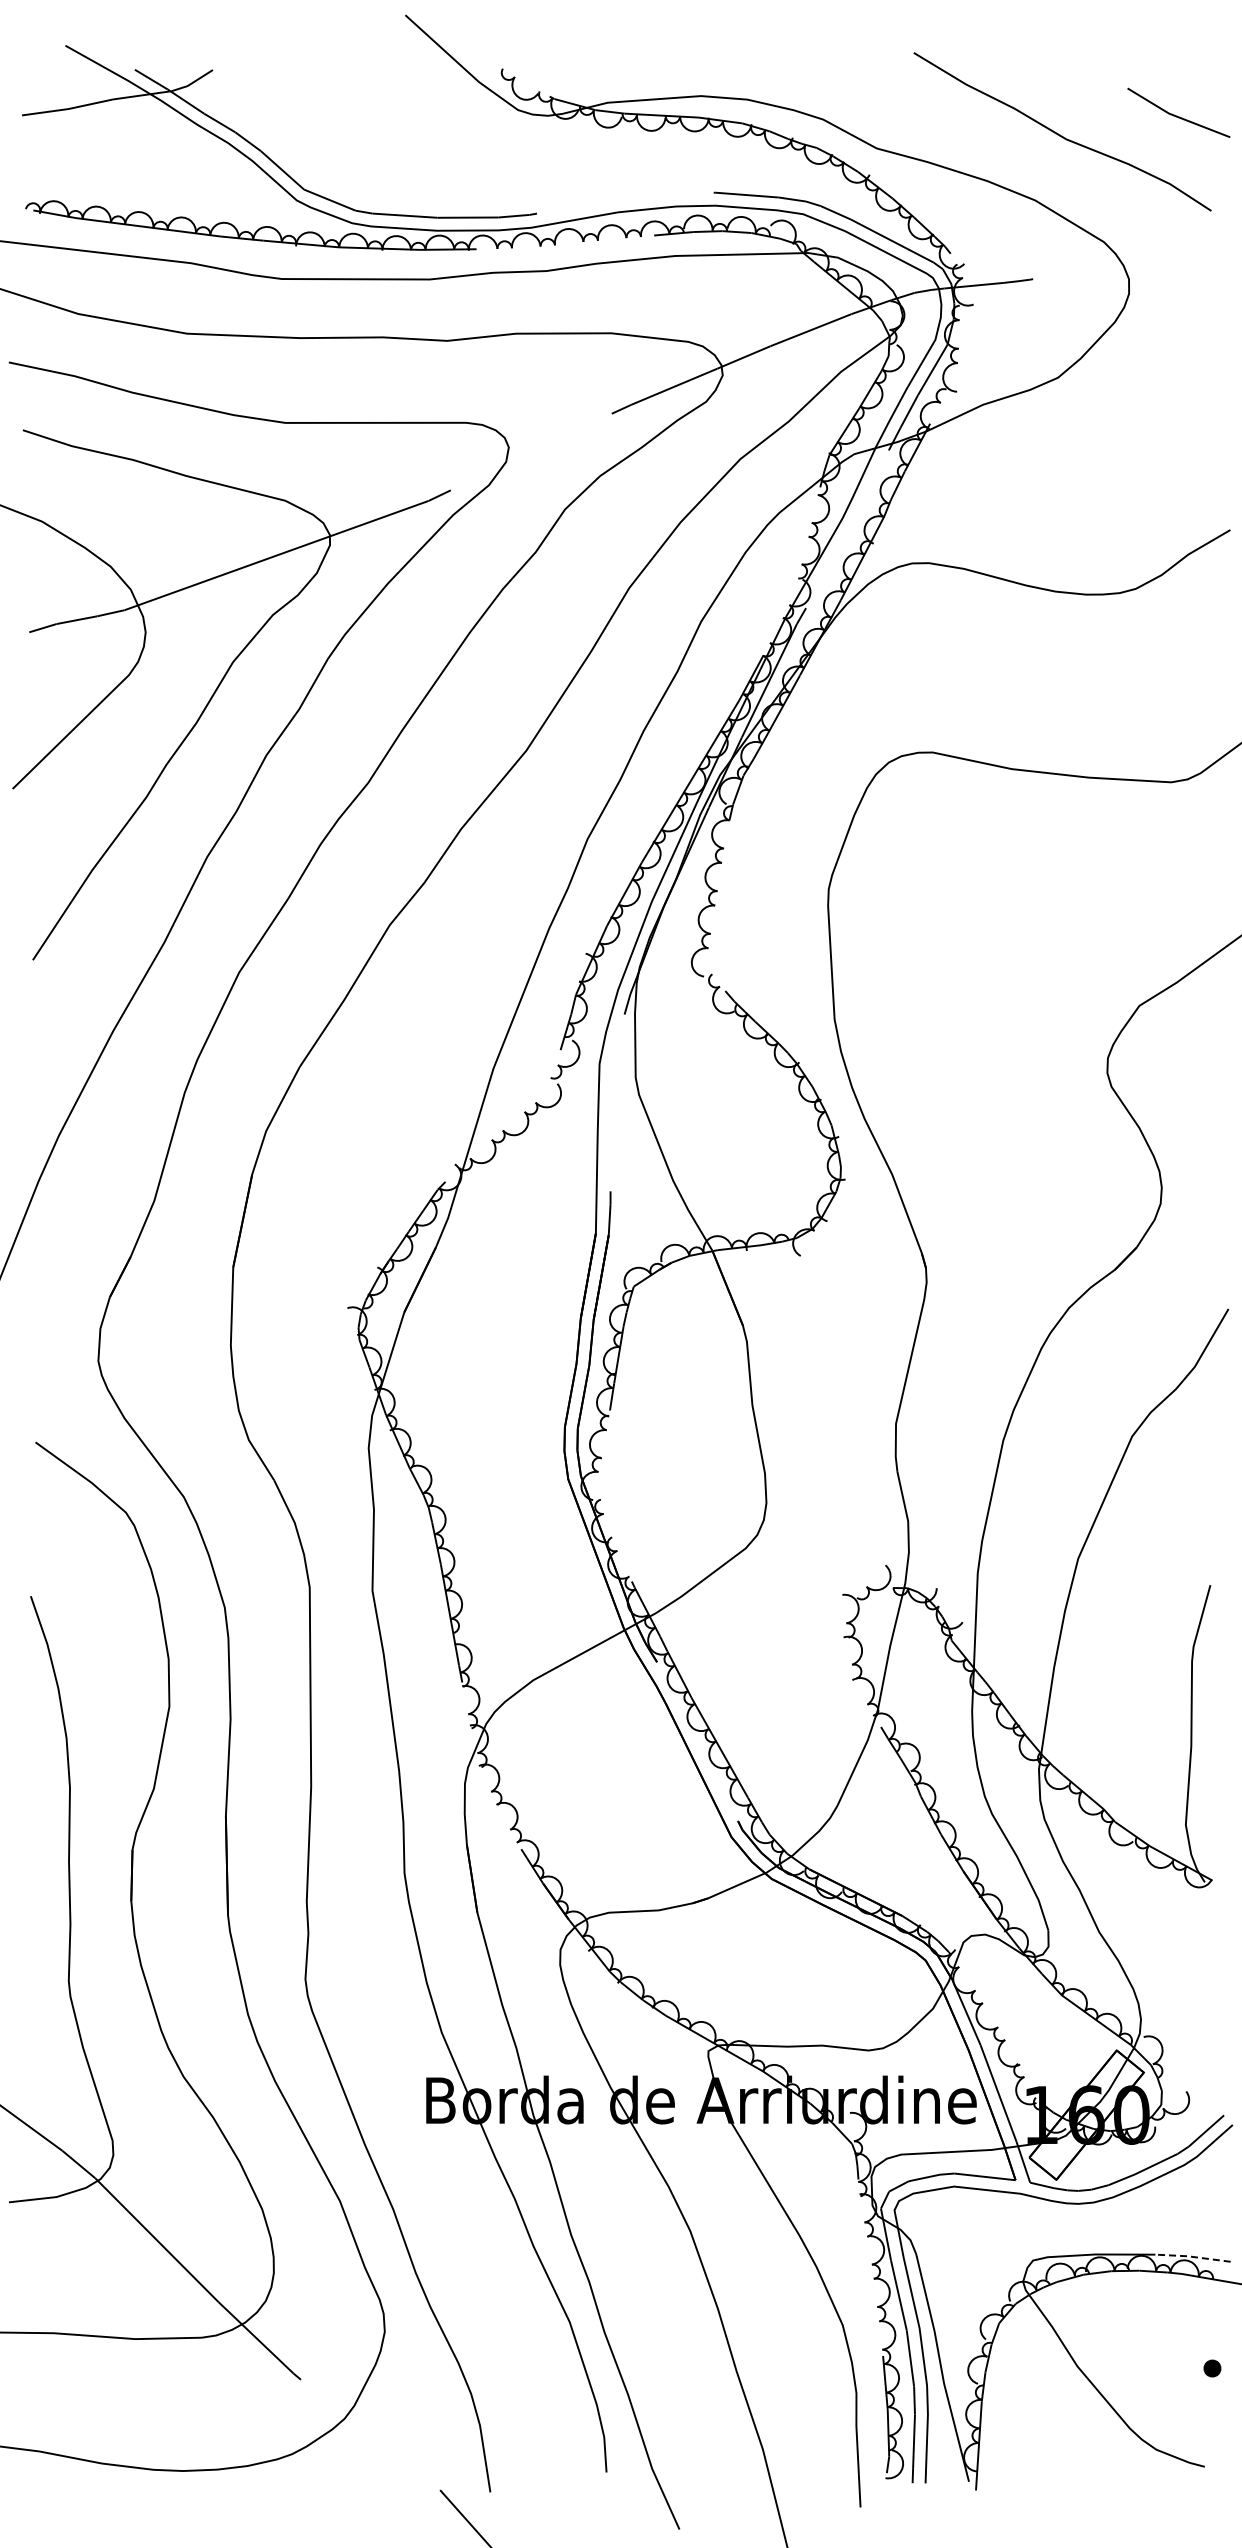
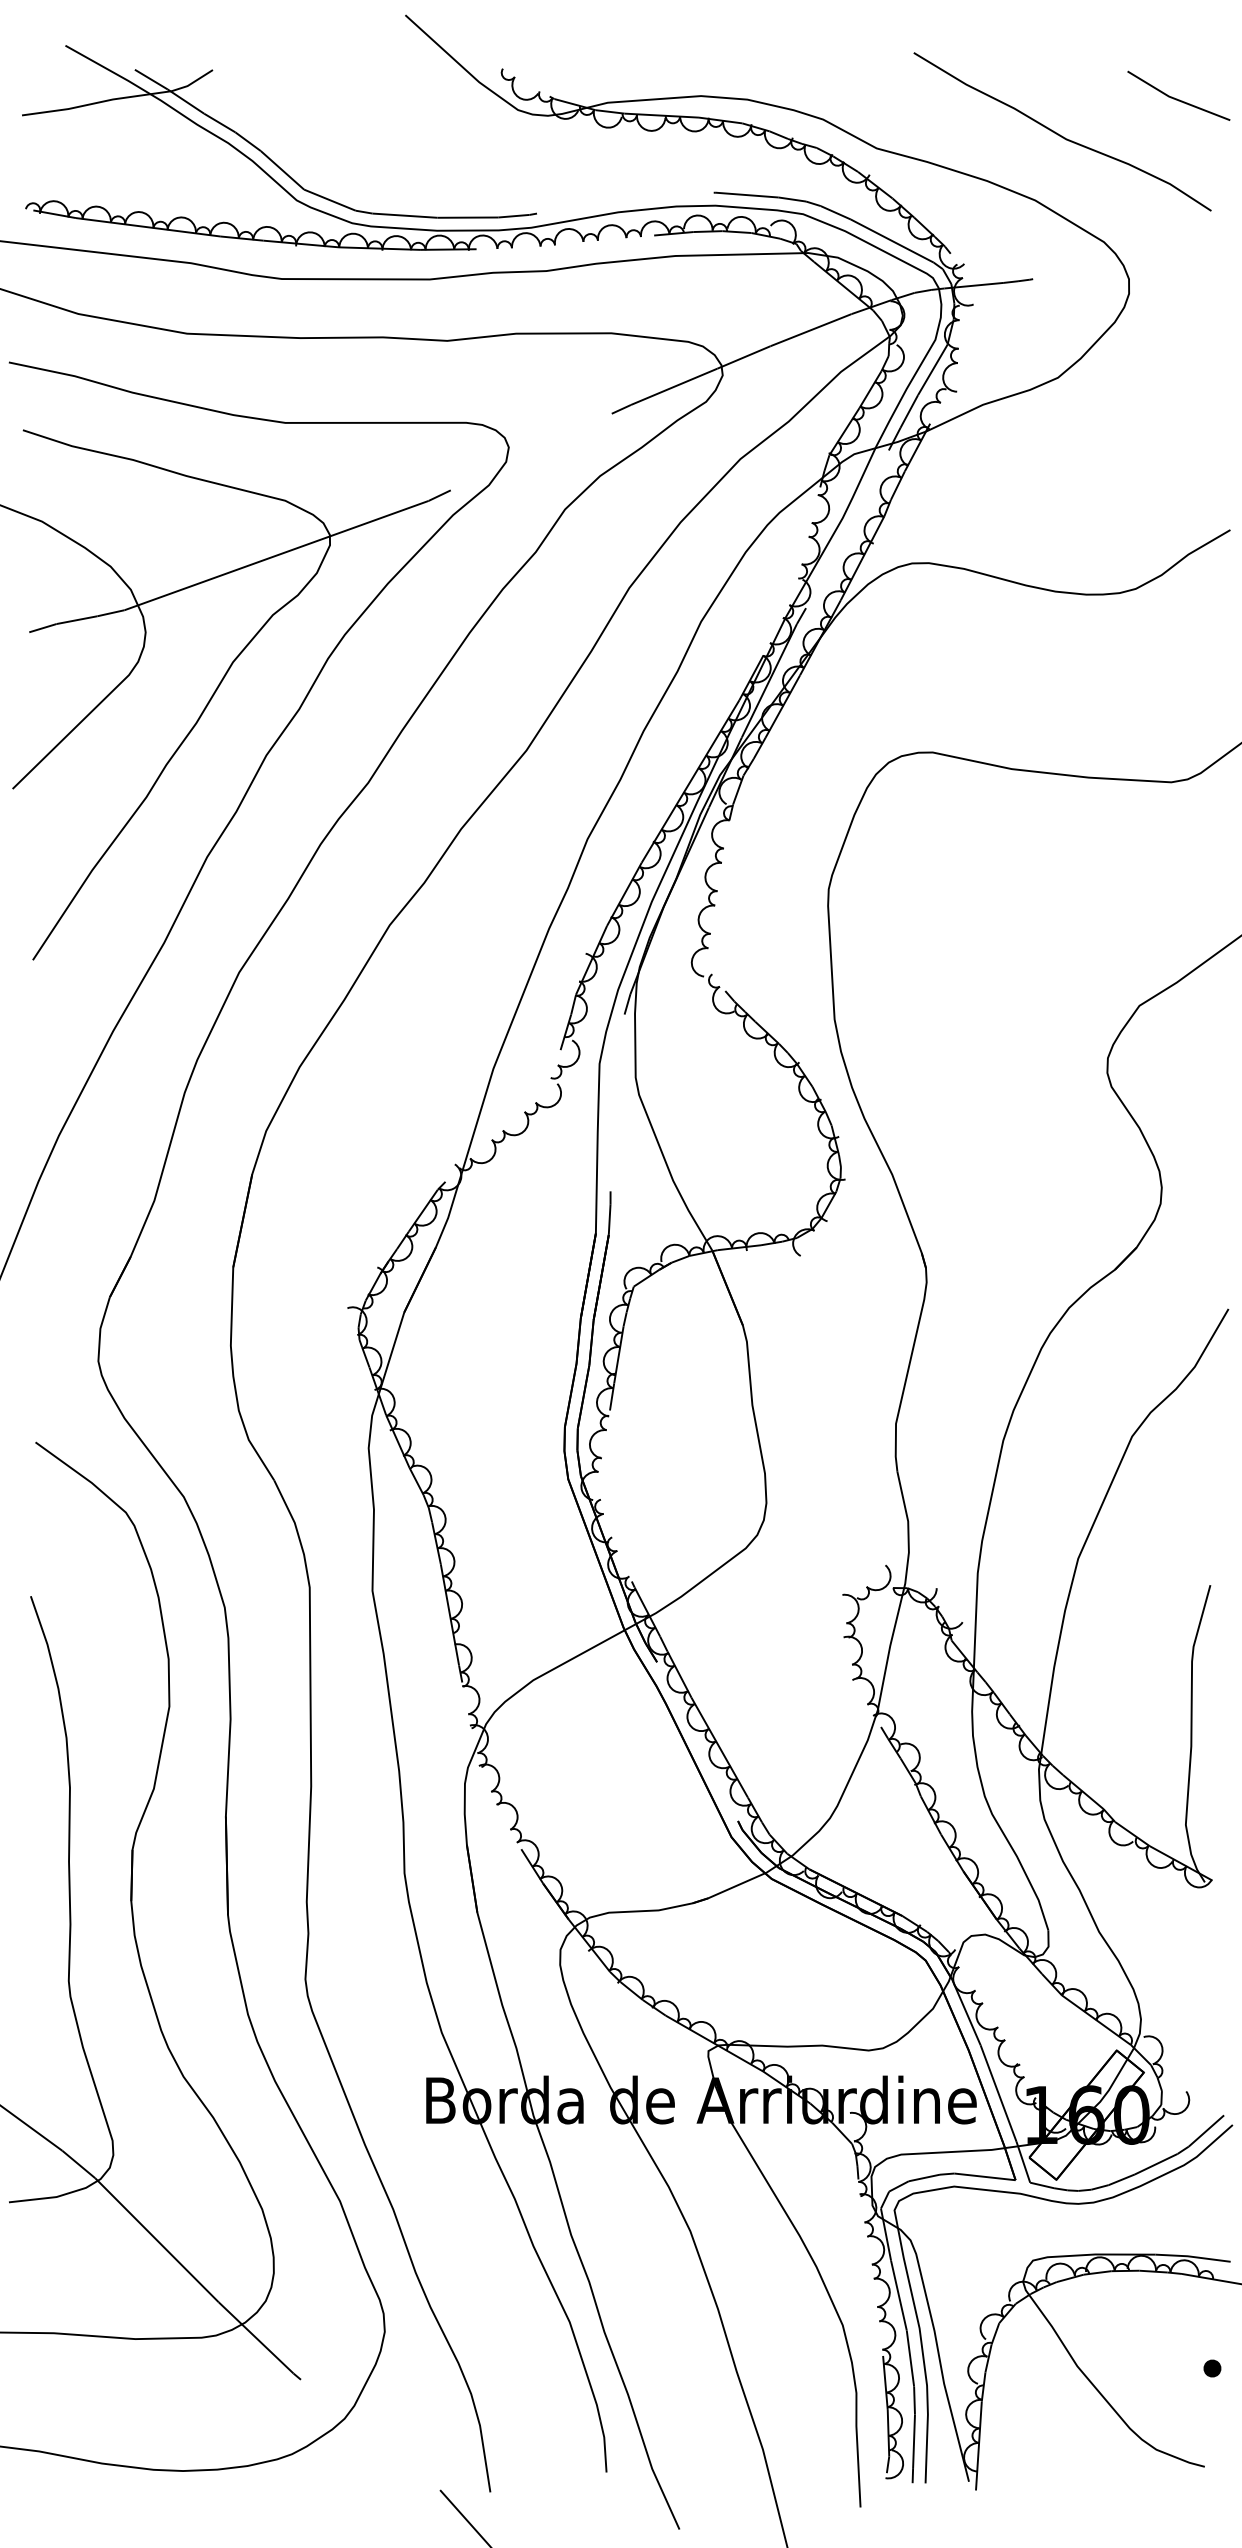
line position: (1177, 115) -> (1177, 98) (1177, 98)
line: dashed -> solid (1192, 2256)
